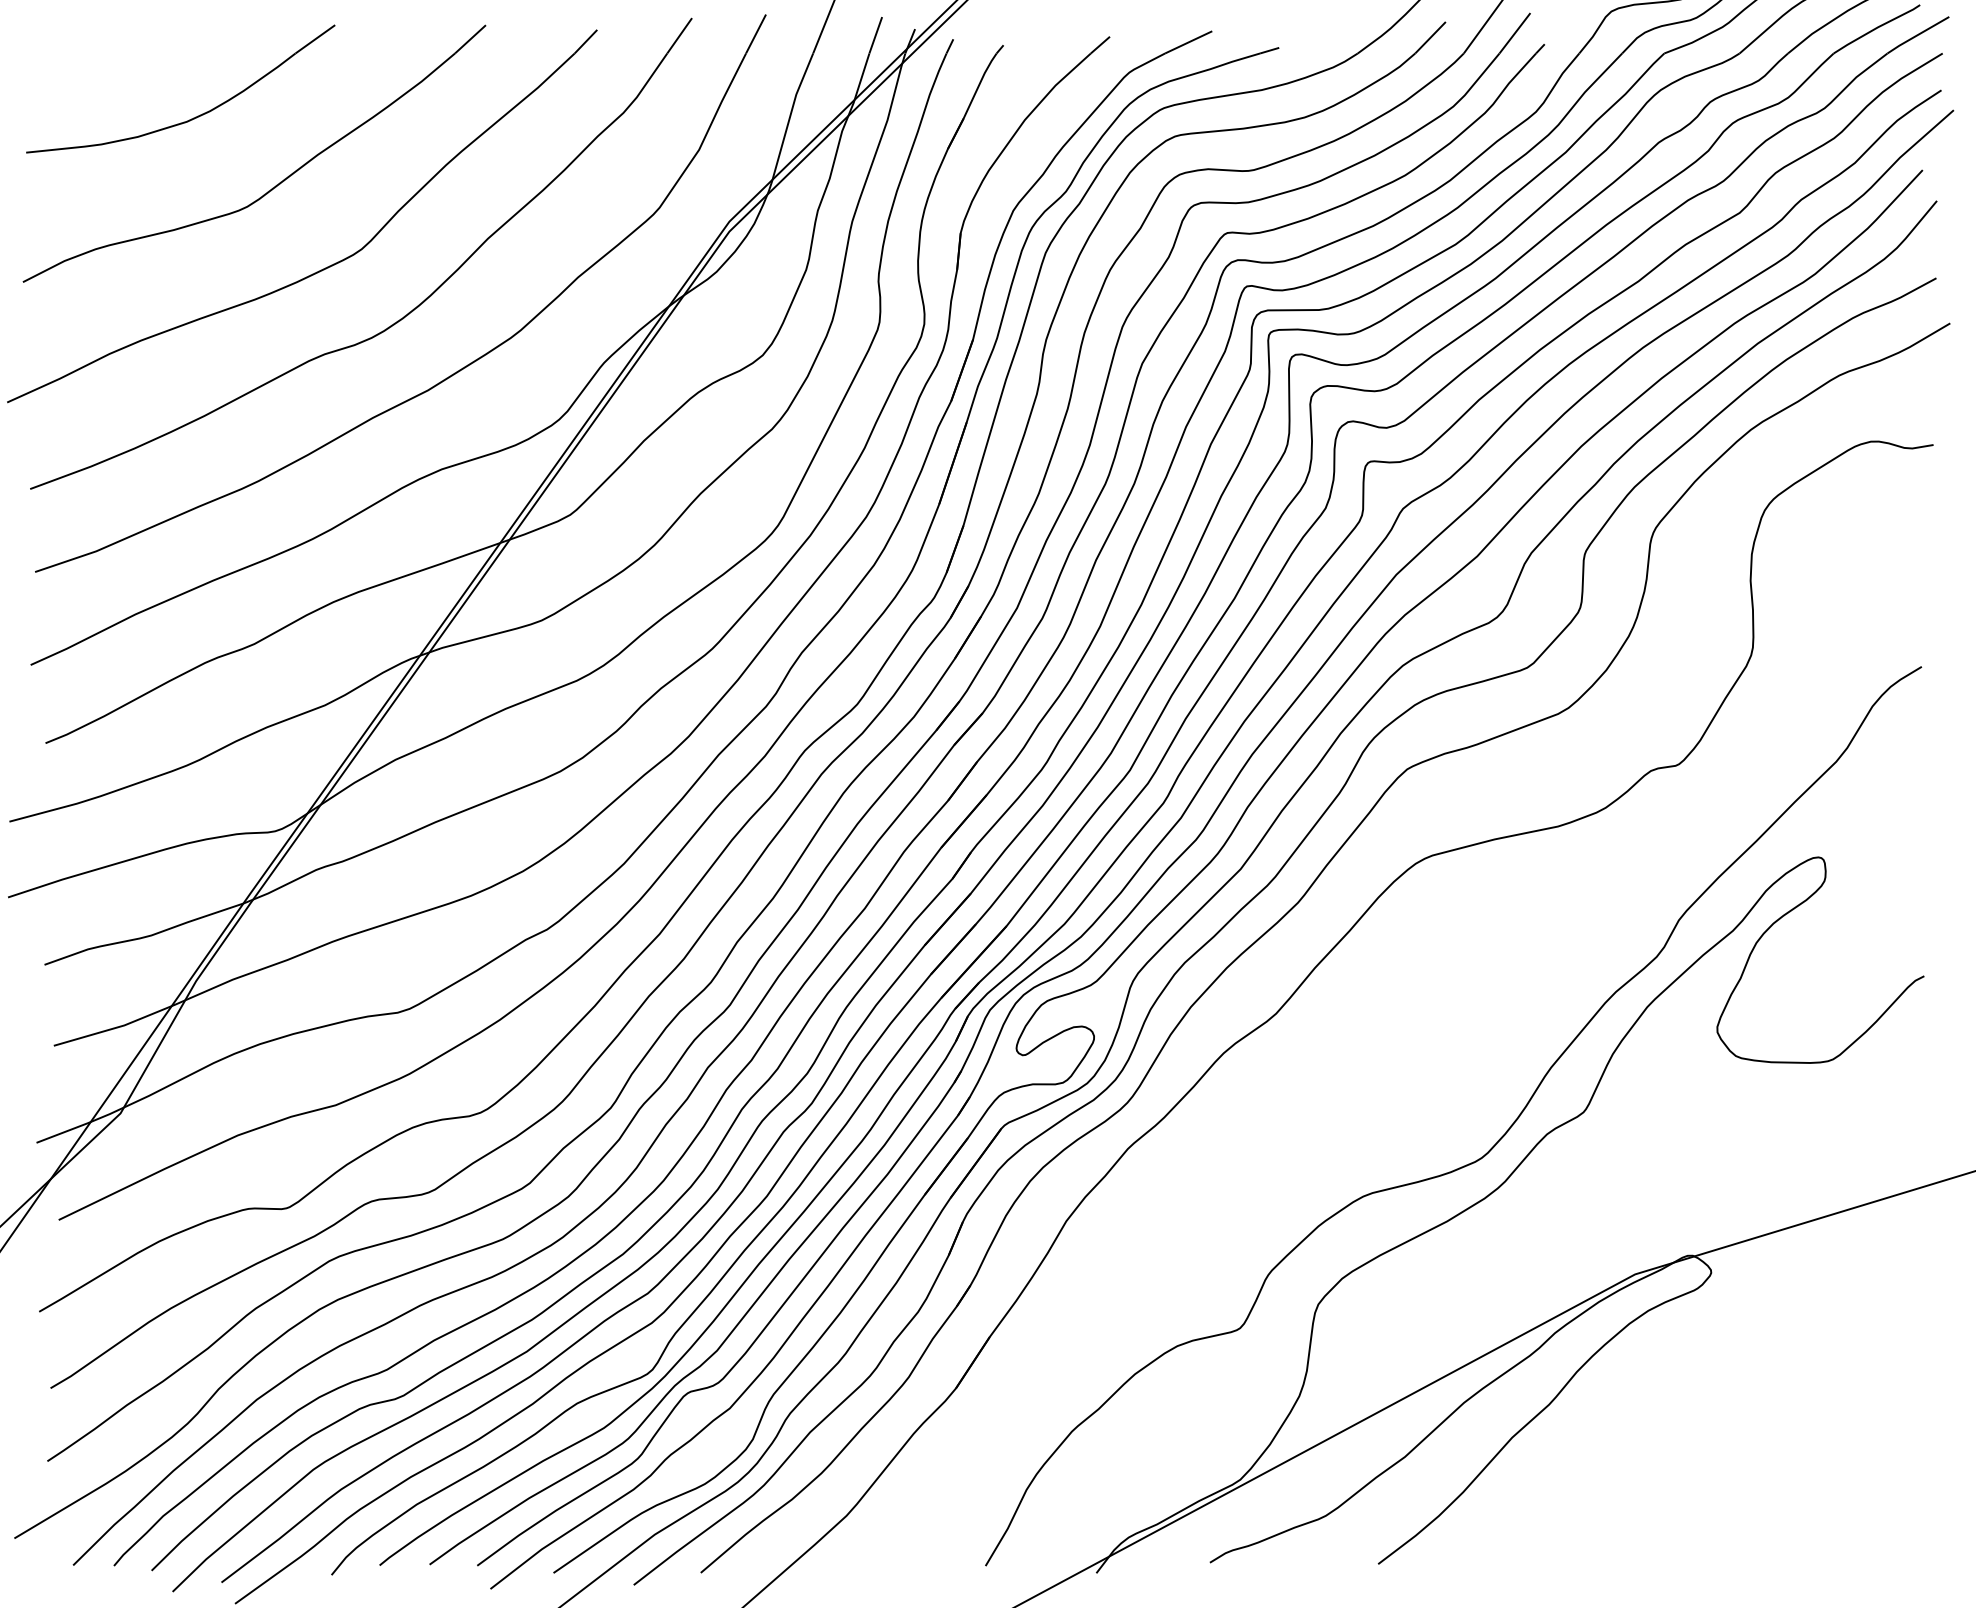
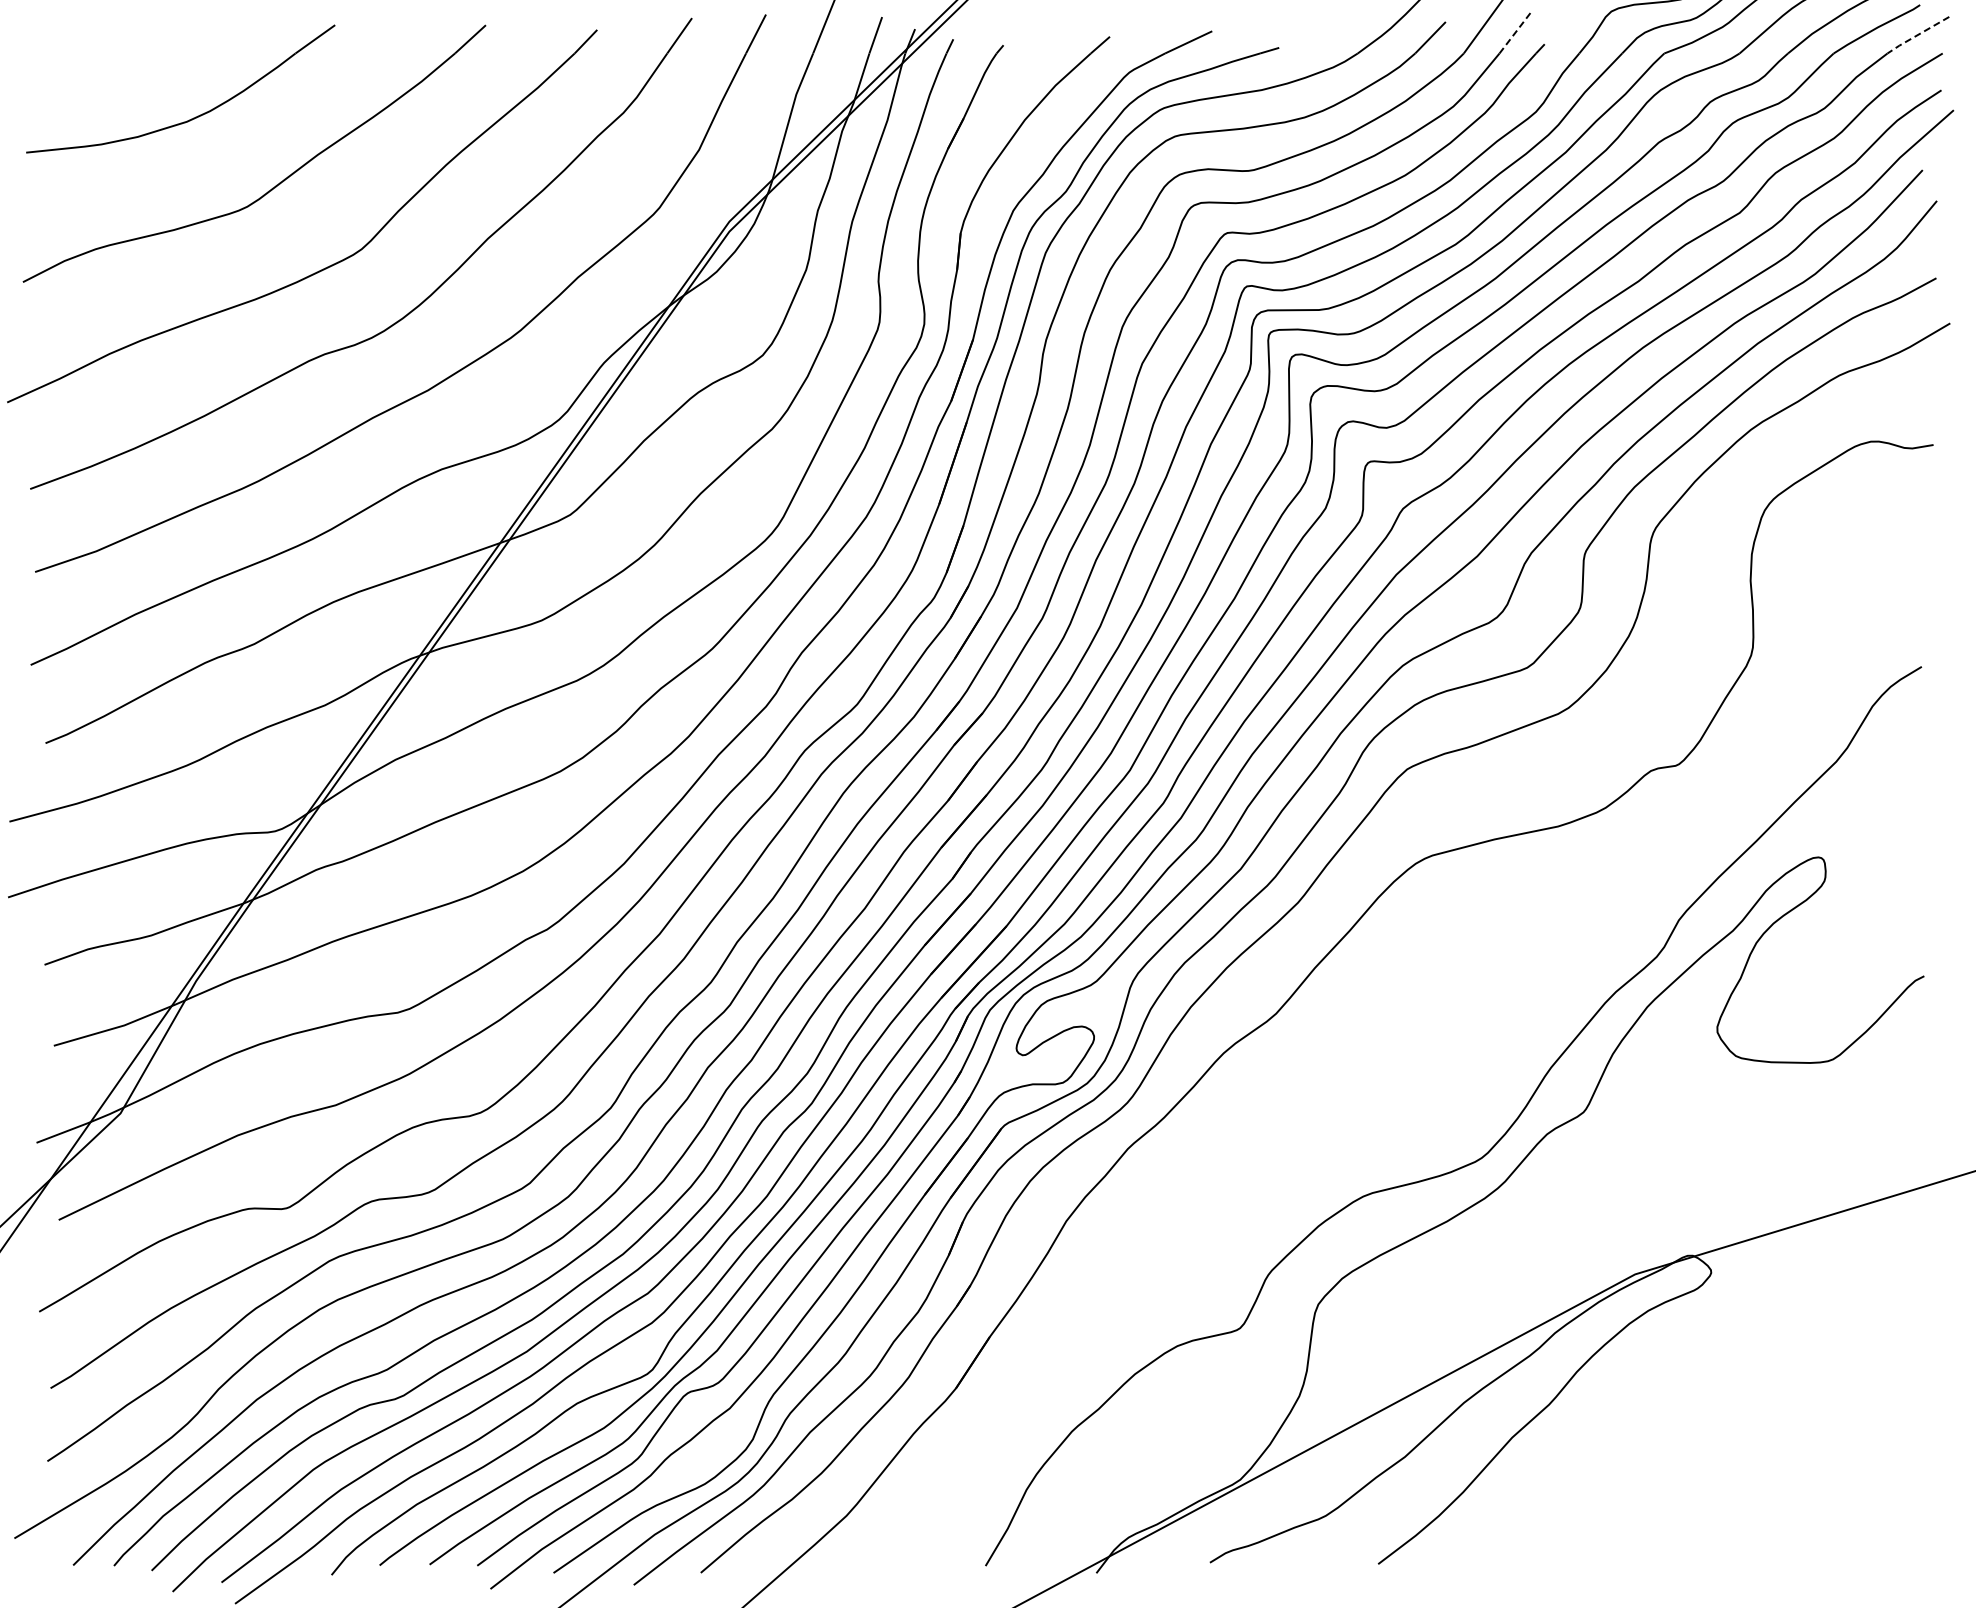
line: solid -> dashed (1514, 33)
line: solid -> dashed (1917, 35)
